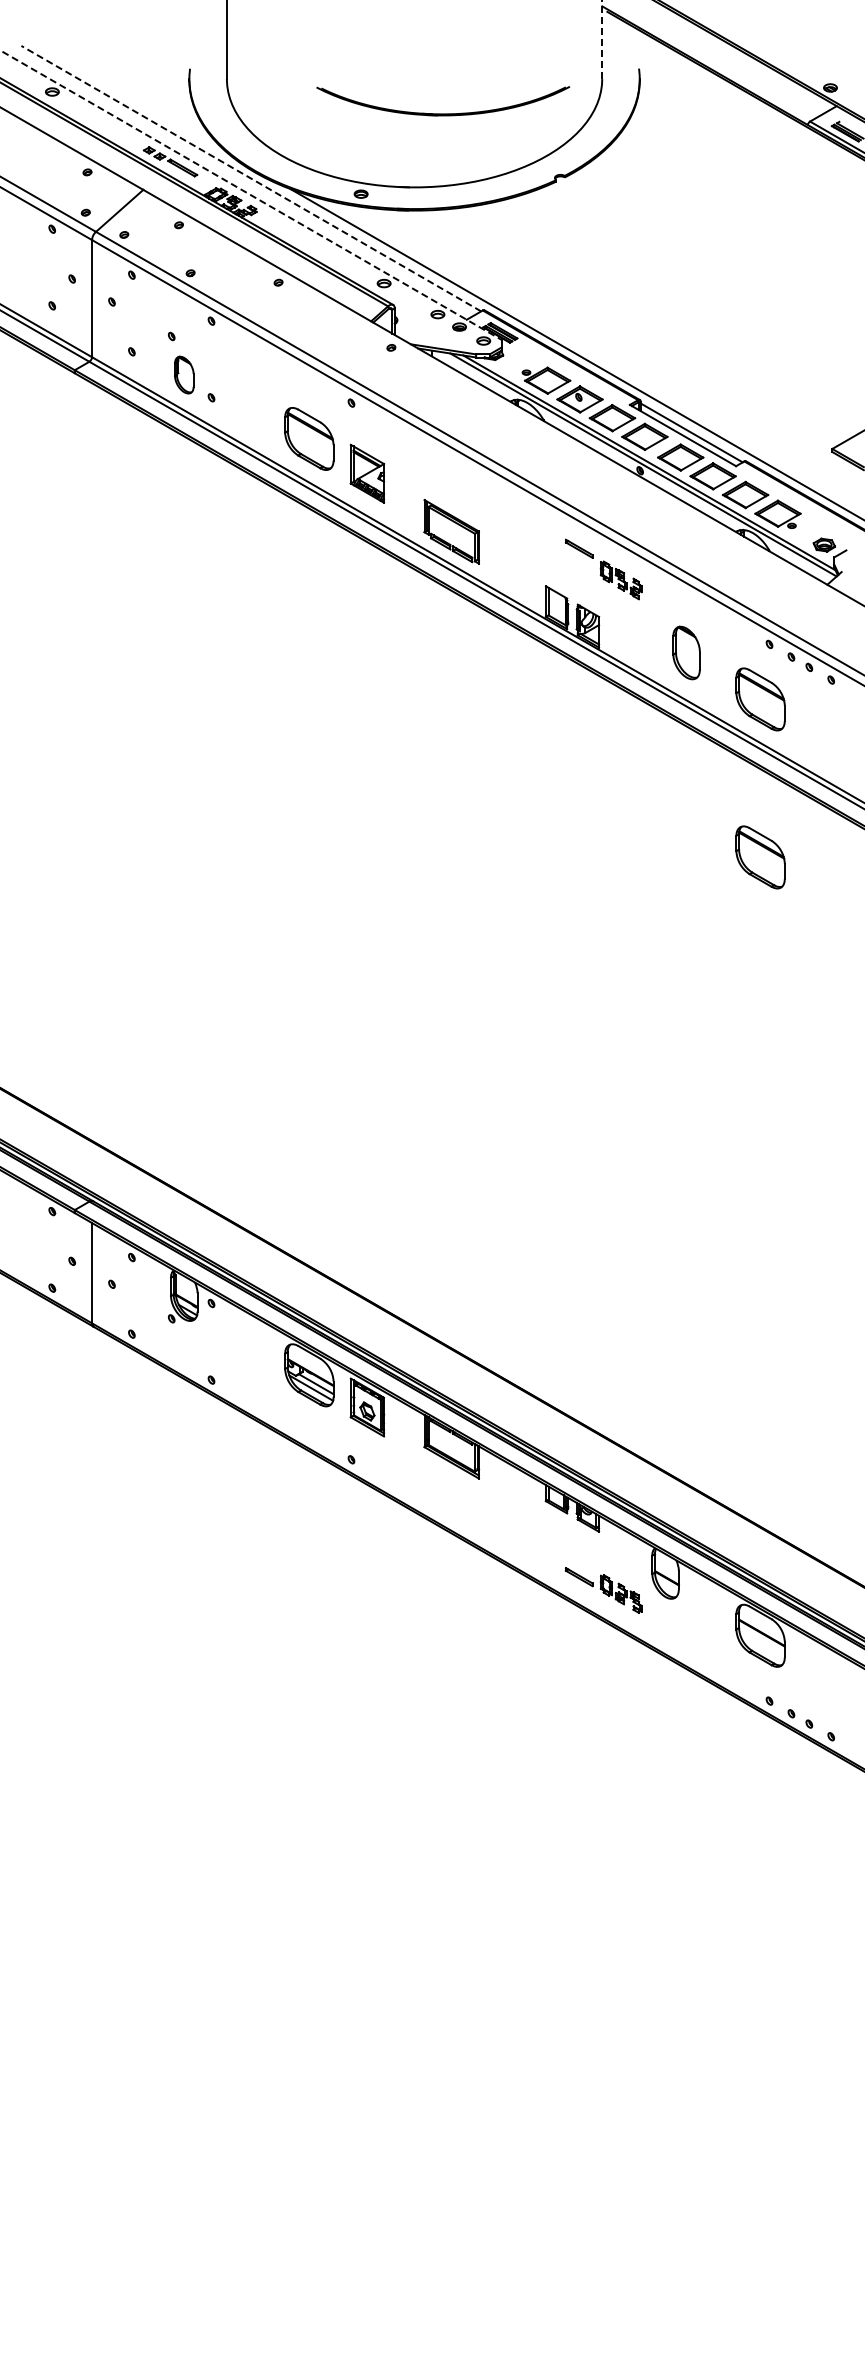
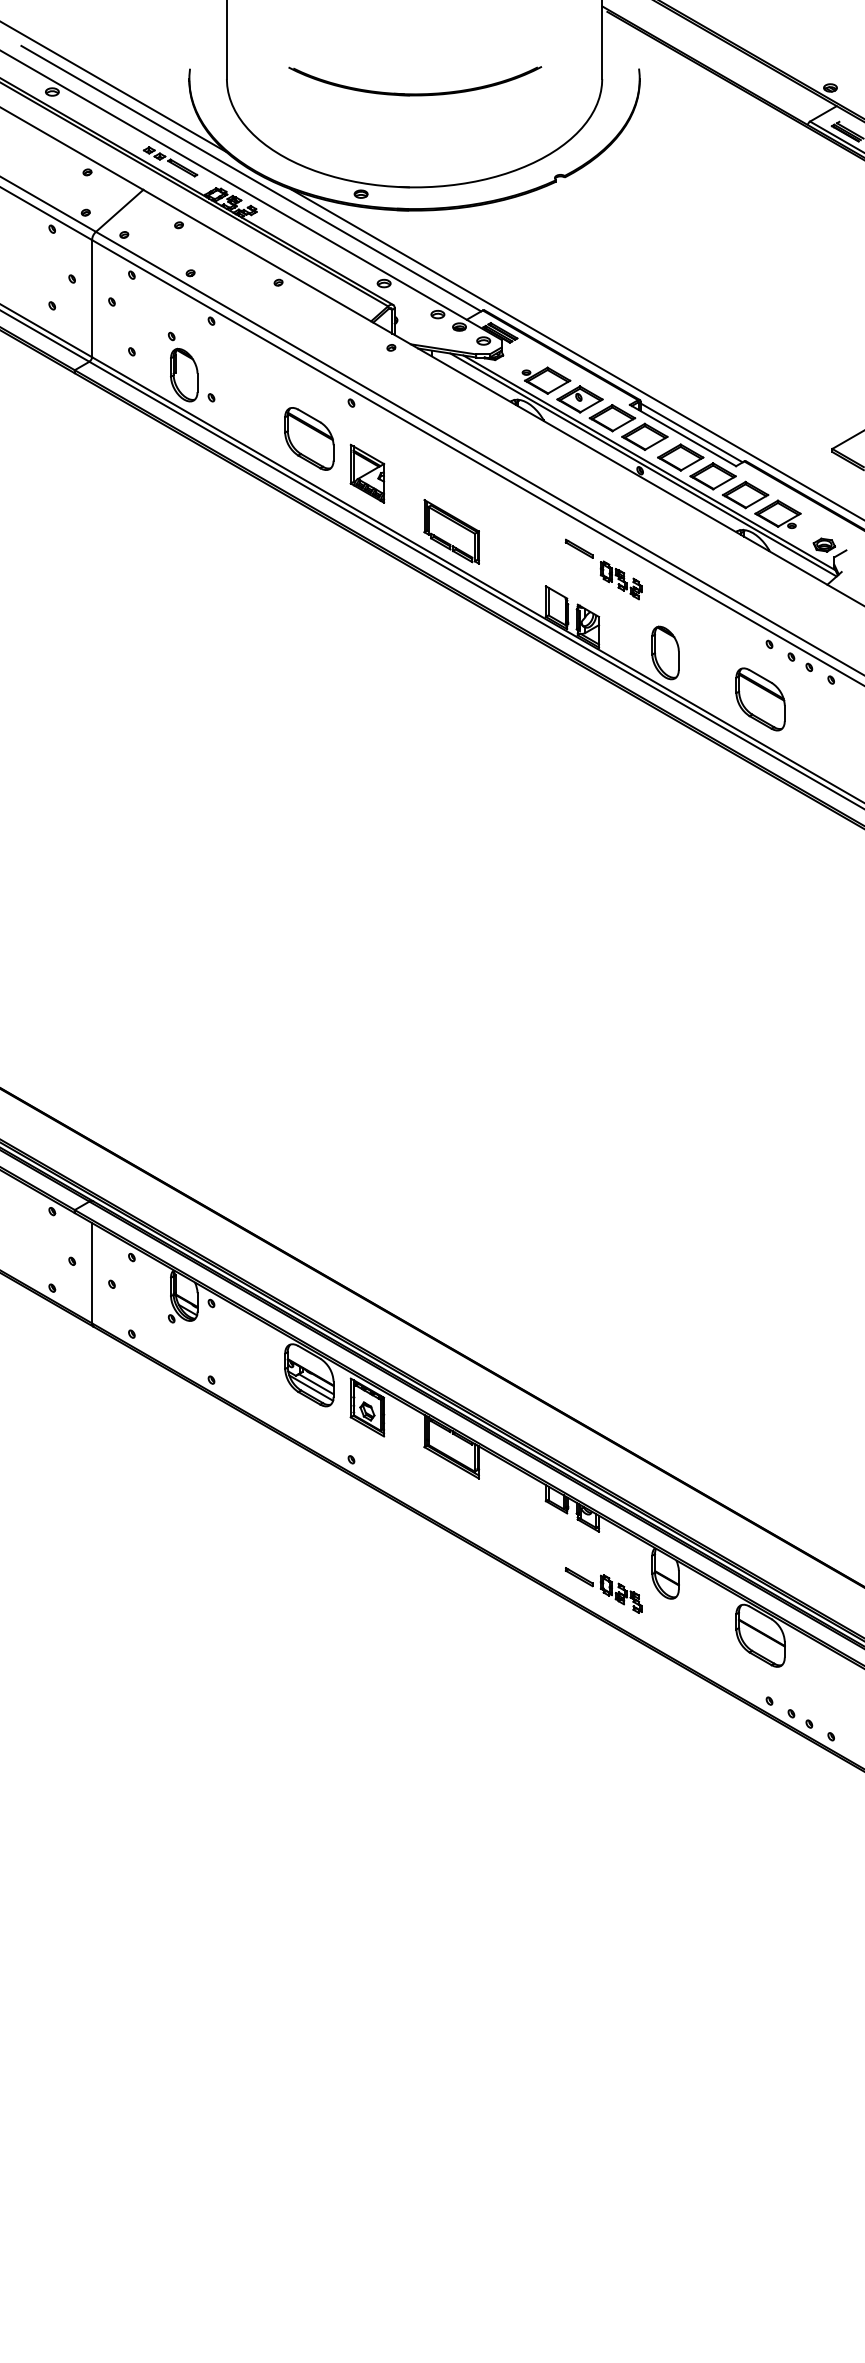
line: dashed -> solid (602, 39)
line: none -> present (114, 86)
part position: (443, 113) -> (415, 93) (415, 93)
line: dashed -> solid (250, 178)
line: dashed -> solid (251, 195)
part size: 21x40 px -> 29x56 px (184, 374)
part position: (686, 652) -> (665, 652) (665, 652)
part: present -> none (760, 857)
